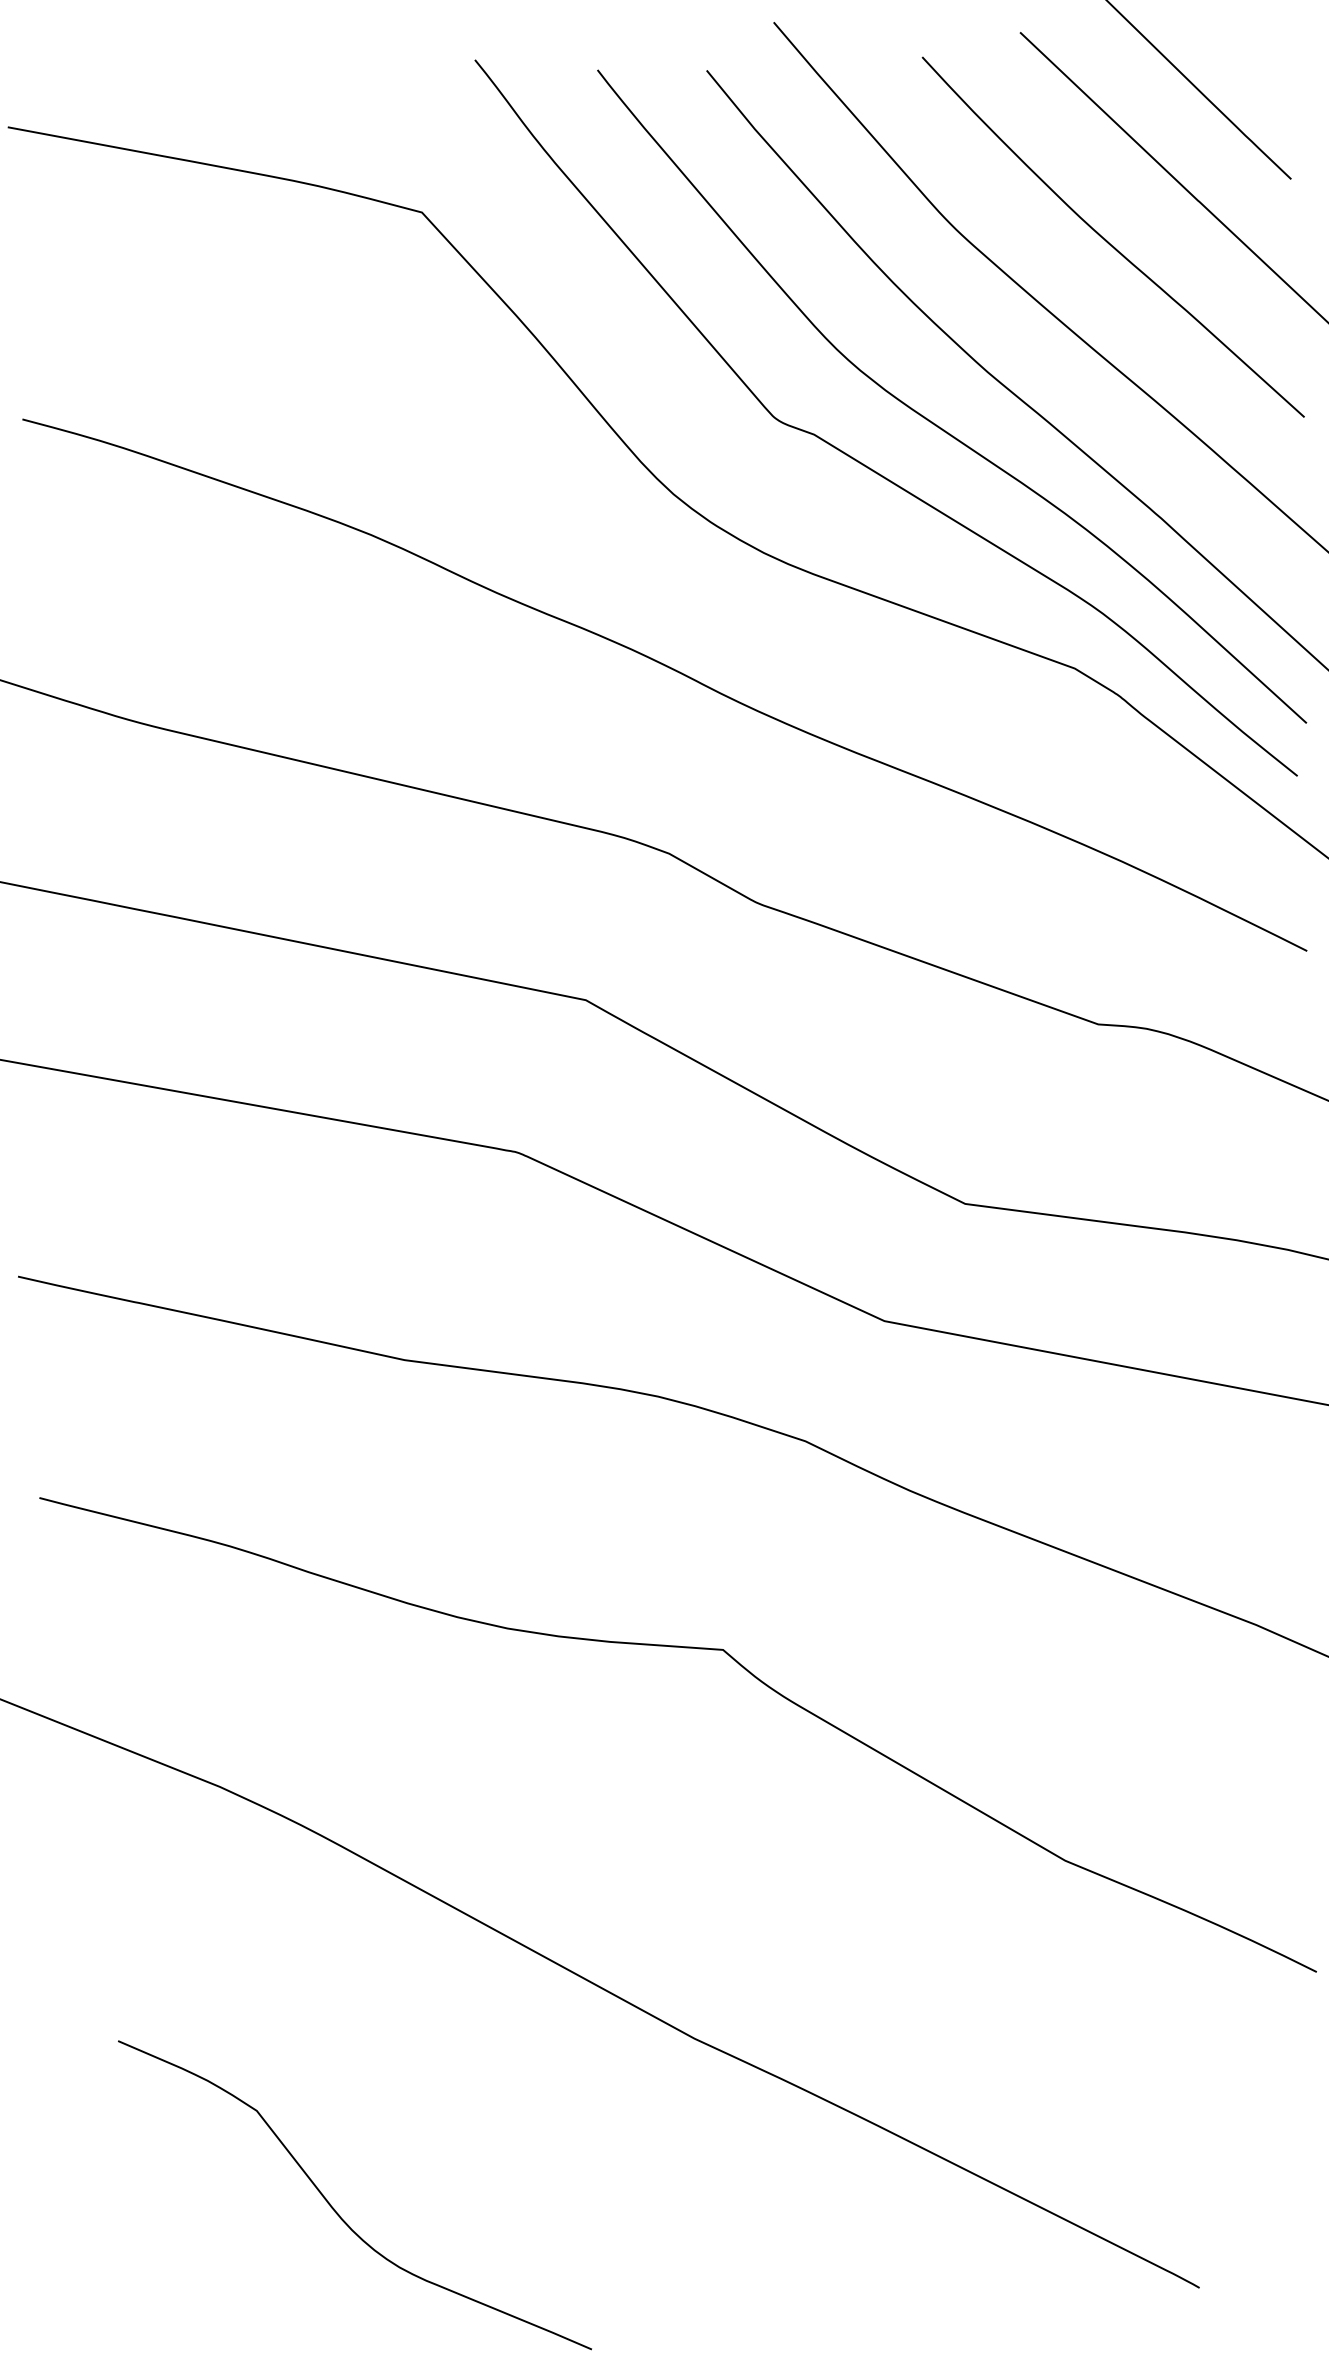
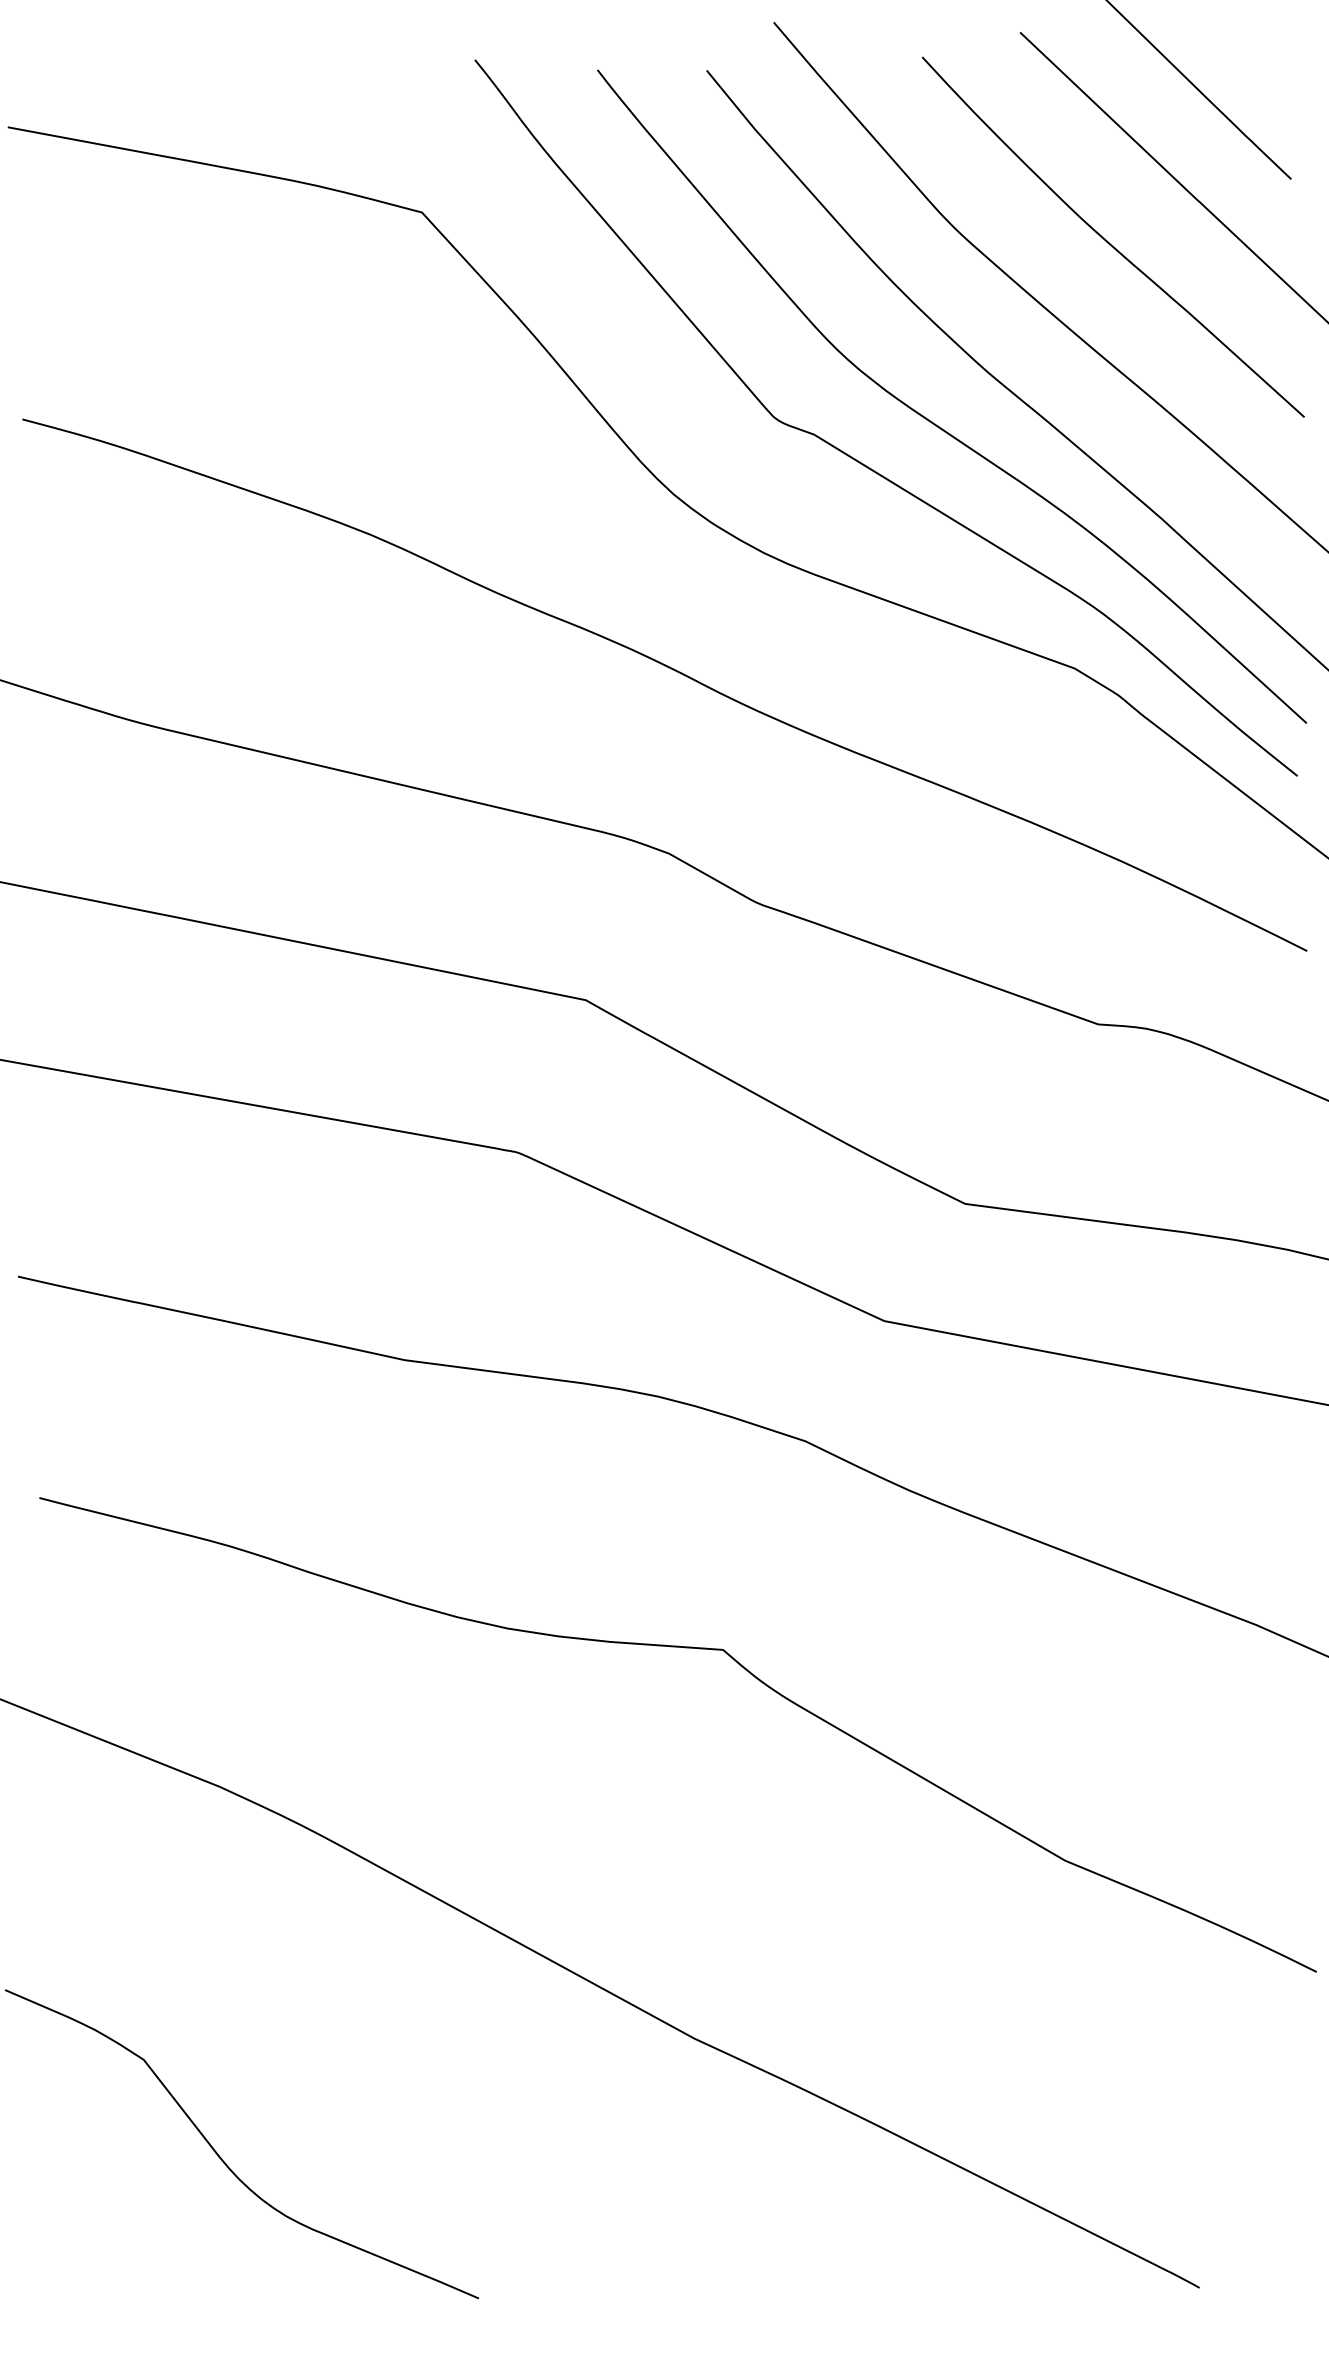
curve position: (334, 2208) -> (221, 2157) (221, 2157)
